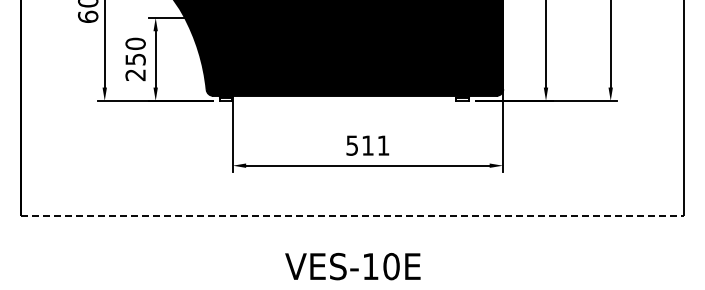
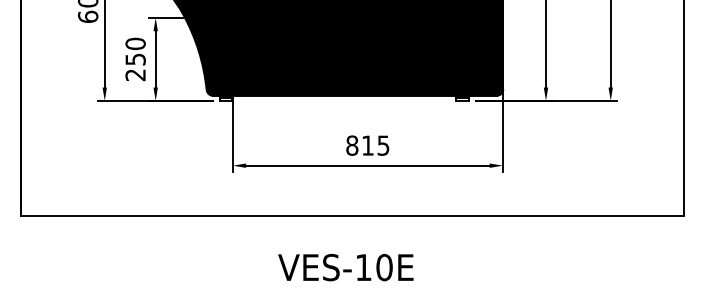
text: 511 -> 815 (367, 145)
line: dashed -> solid (353, 216)
text position: (352, 266) -> (345, 267) (345, 267)
